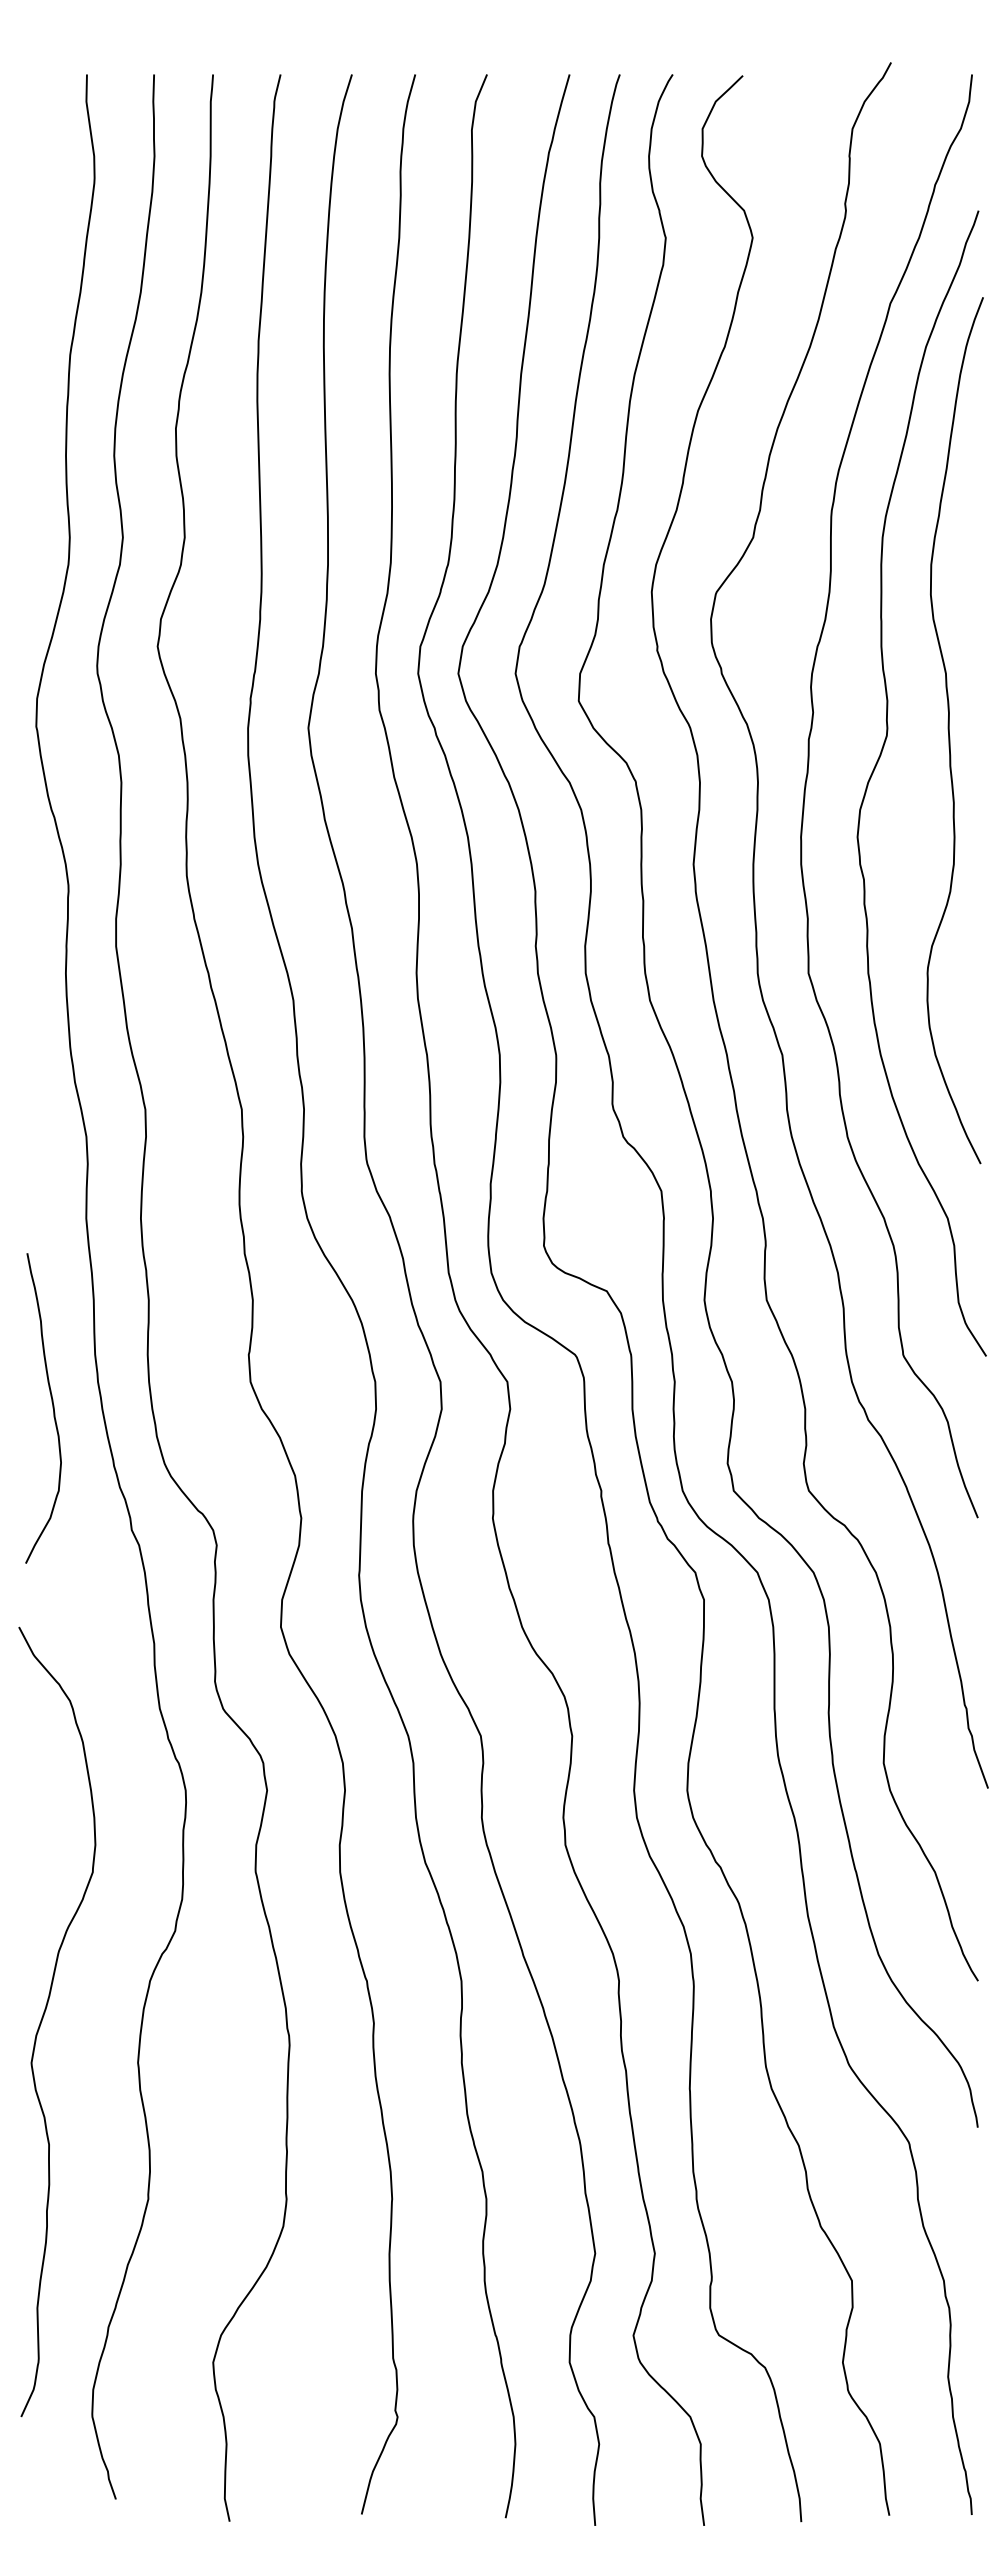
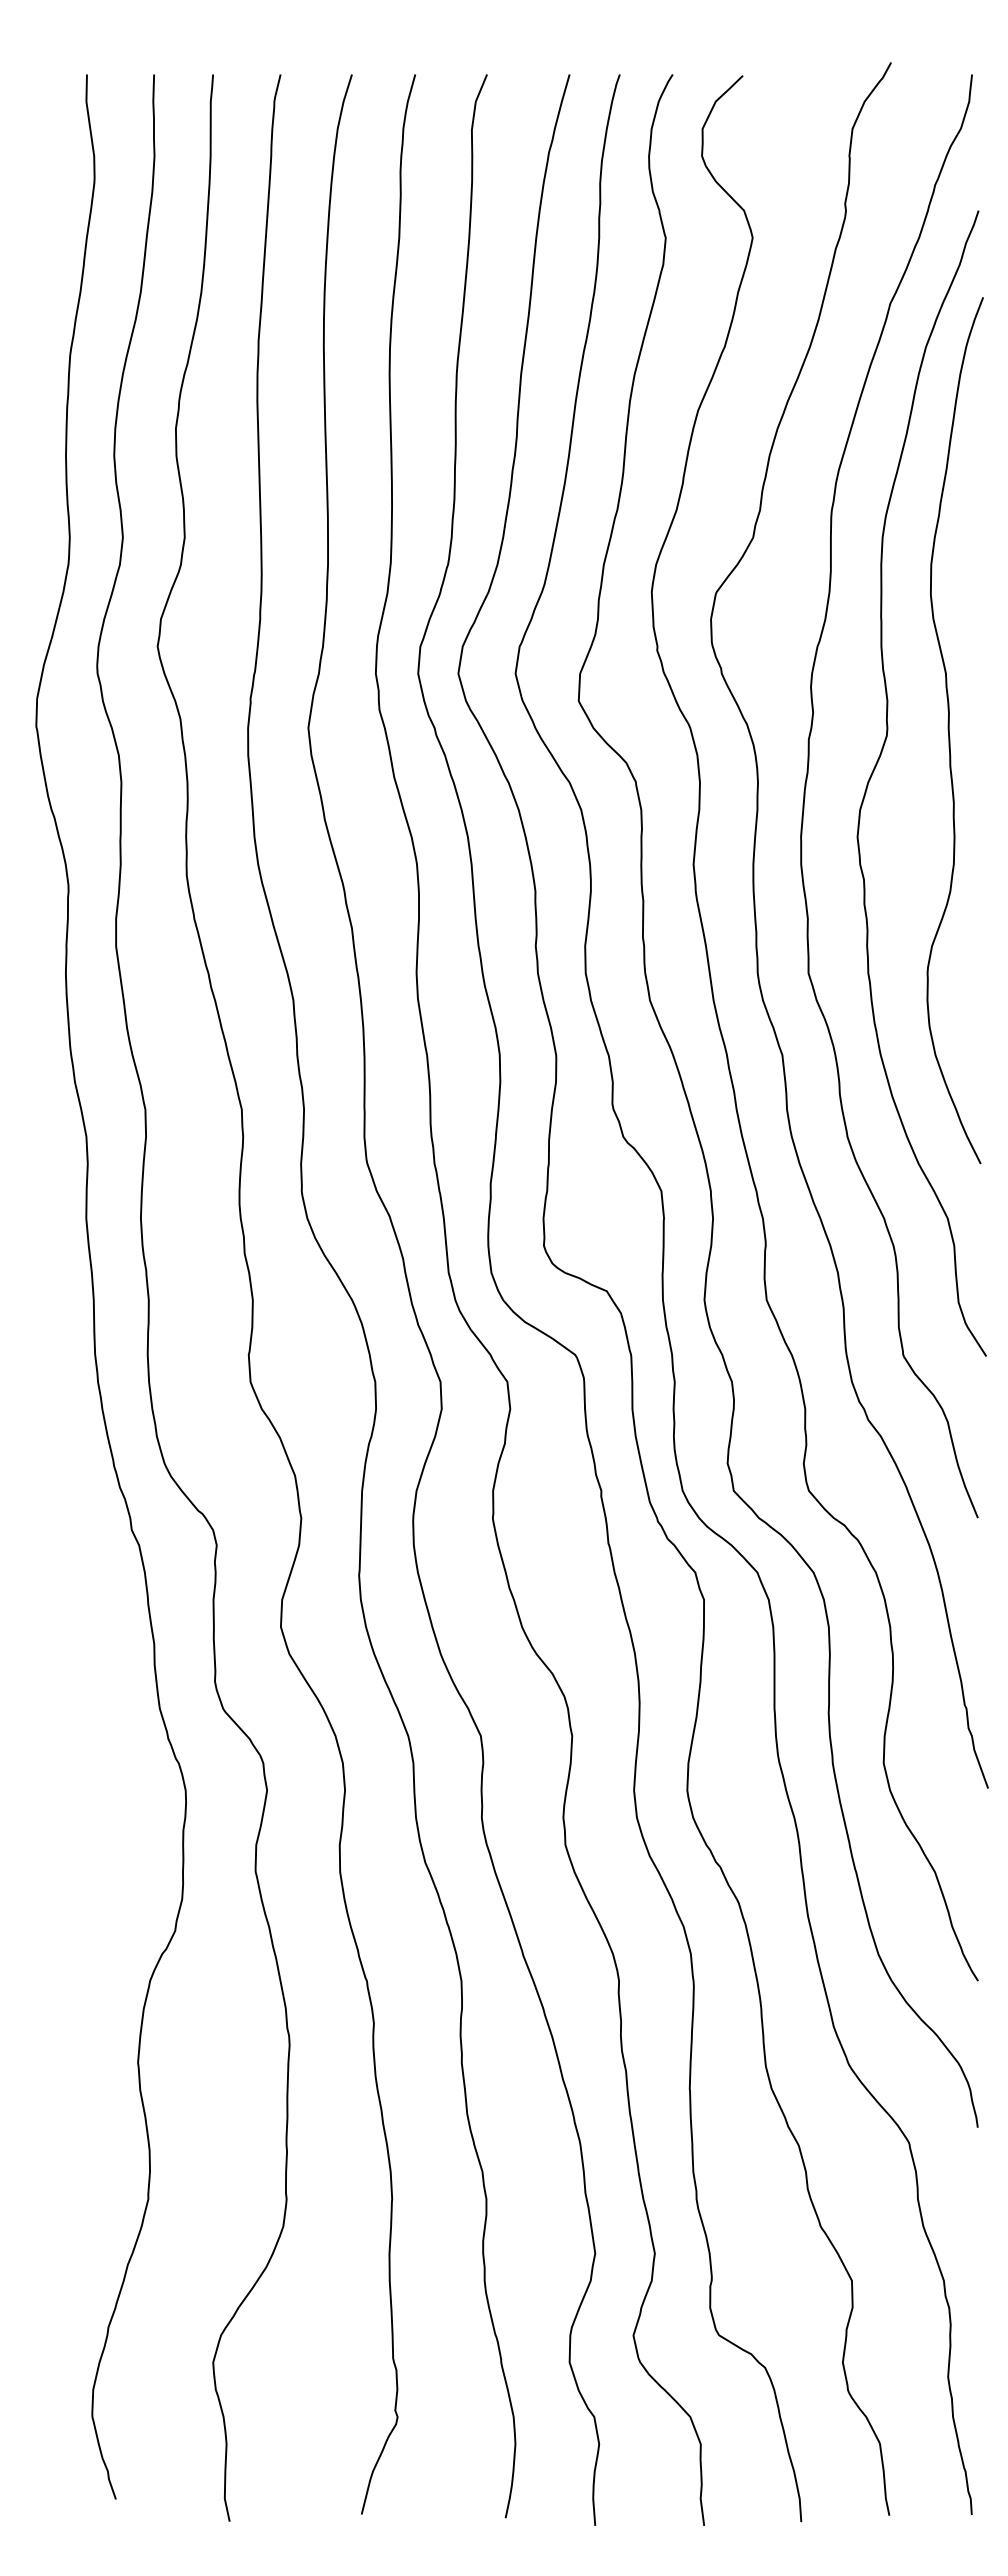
curve: present -> none (52, 1408)
curve: present -> none (44, 2015)
